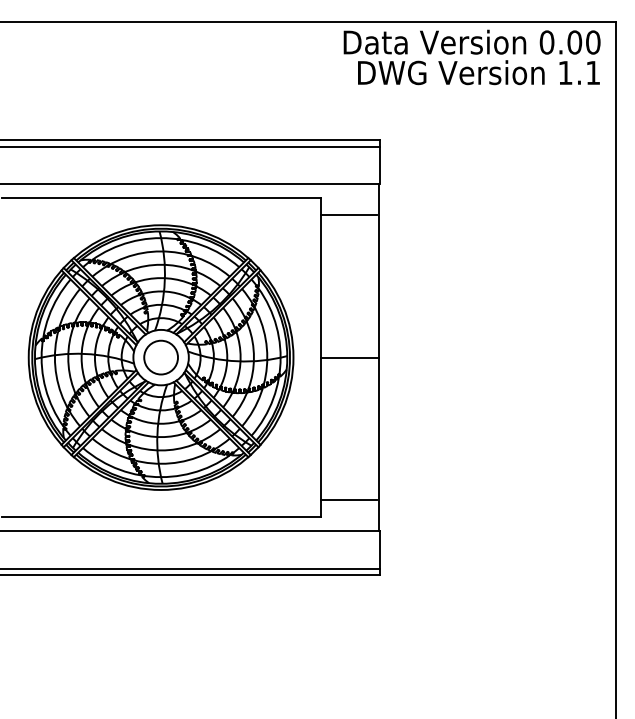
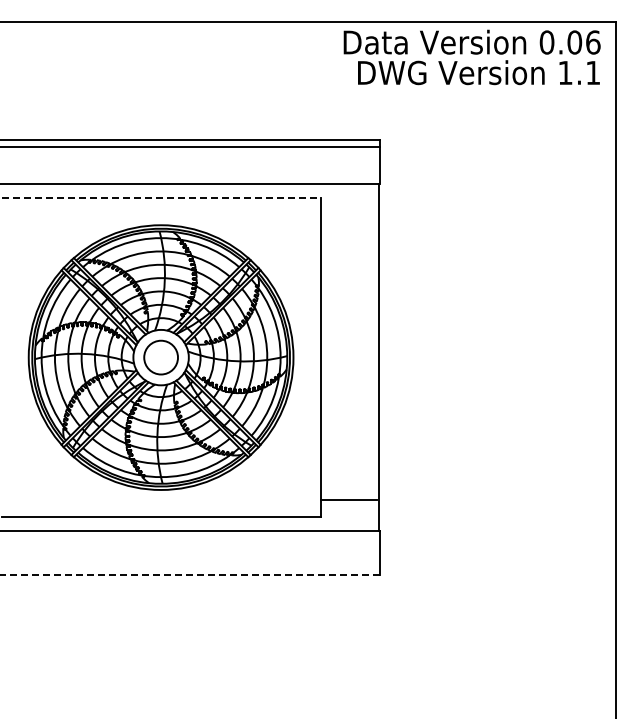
text: 0.00 -> 0.06 (593, 42)
line: solid -> dashed (161, 198)
line: present -> none (348, 214)
line: present -> none (349, 357)
line: present -> none (191, 568)
line: solid -> dashed (190, 575)
